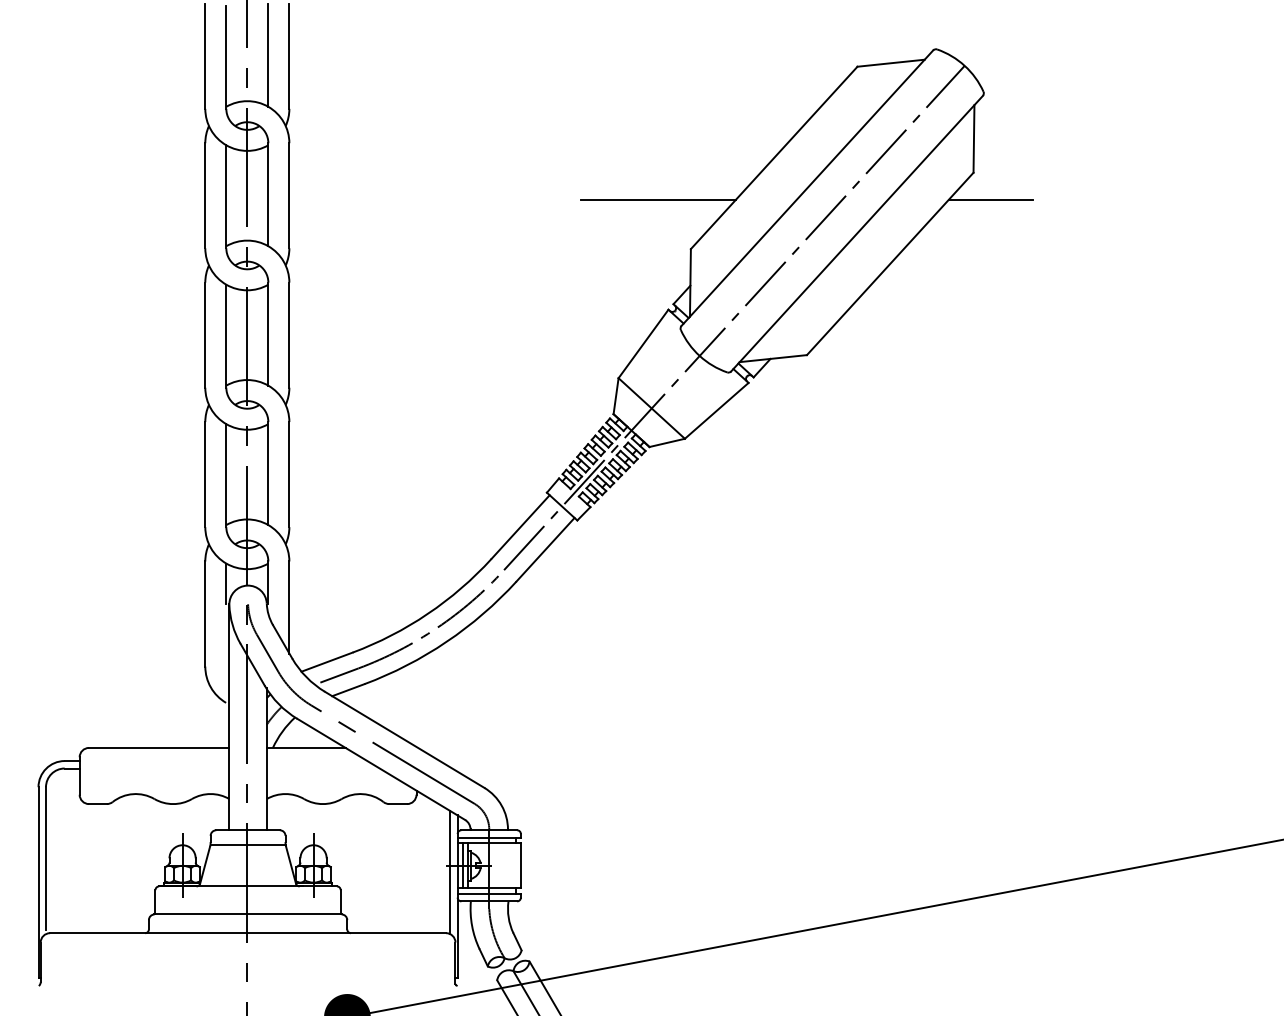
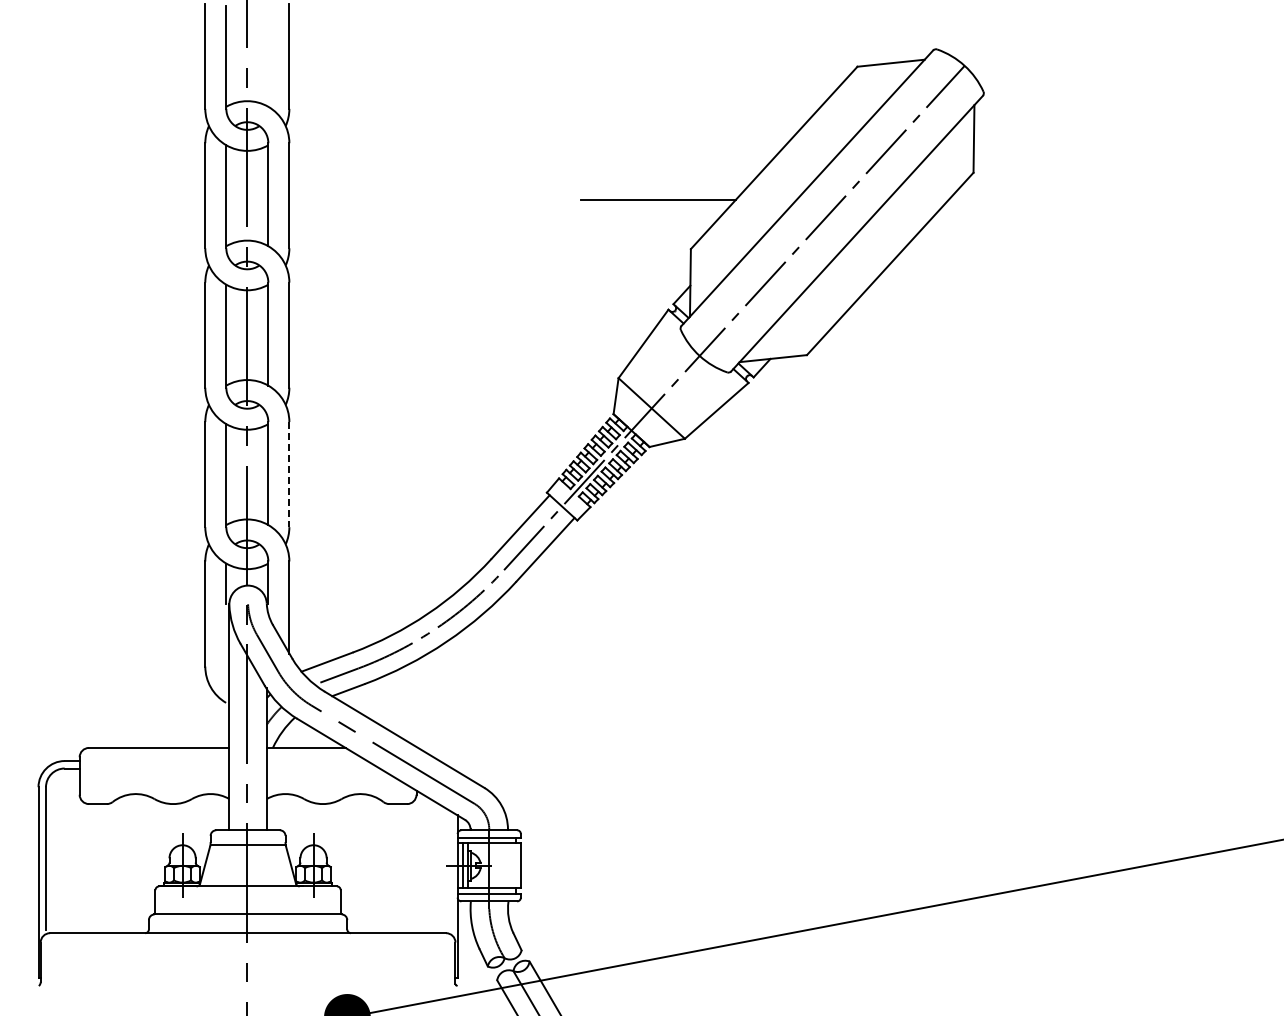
line: present -> none (268, 54)
line: present -> none (990, 199)
line: solid -> dashed (289, 474)
line: present -> none (450, 872)
